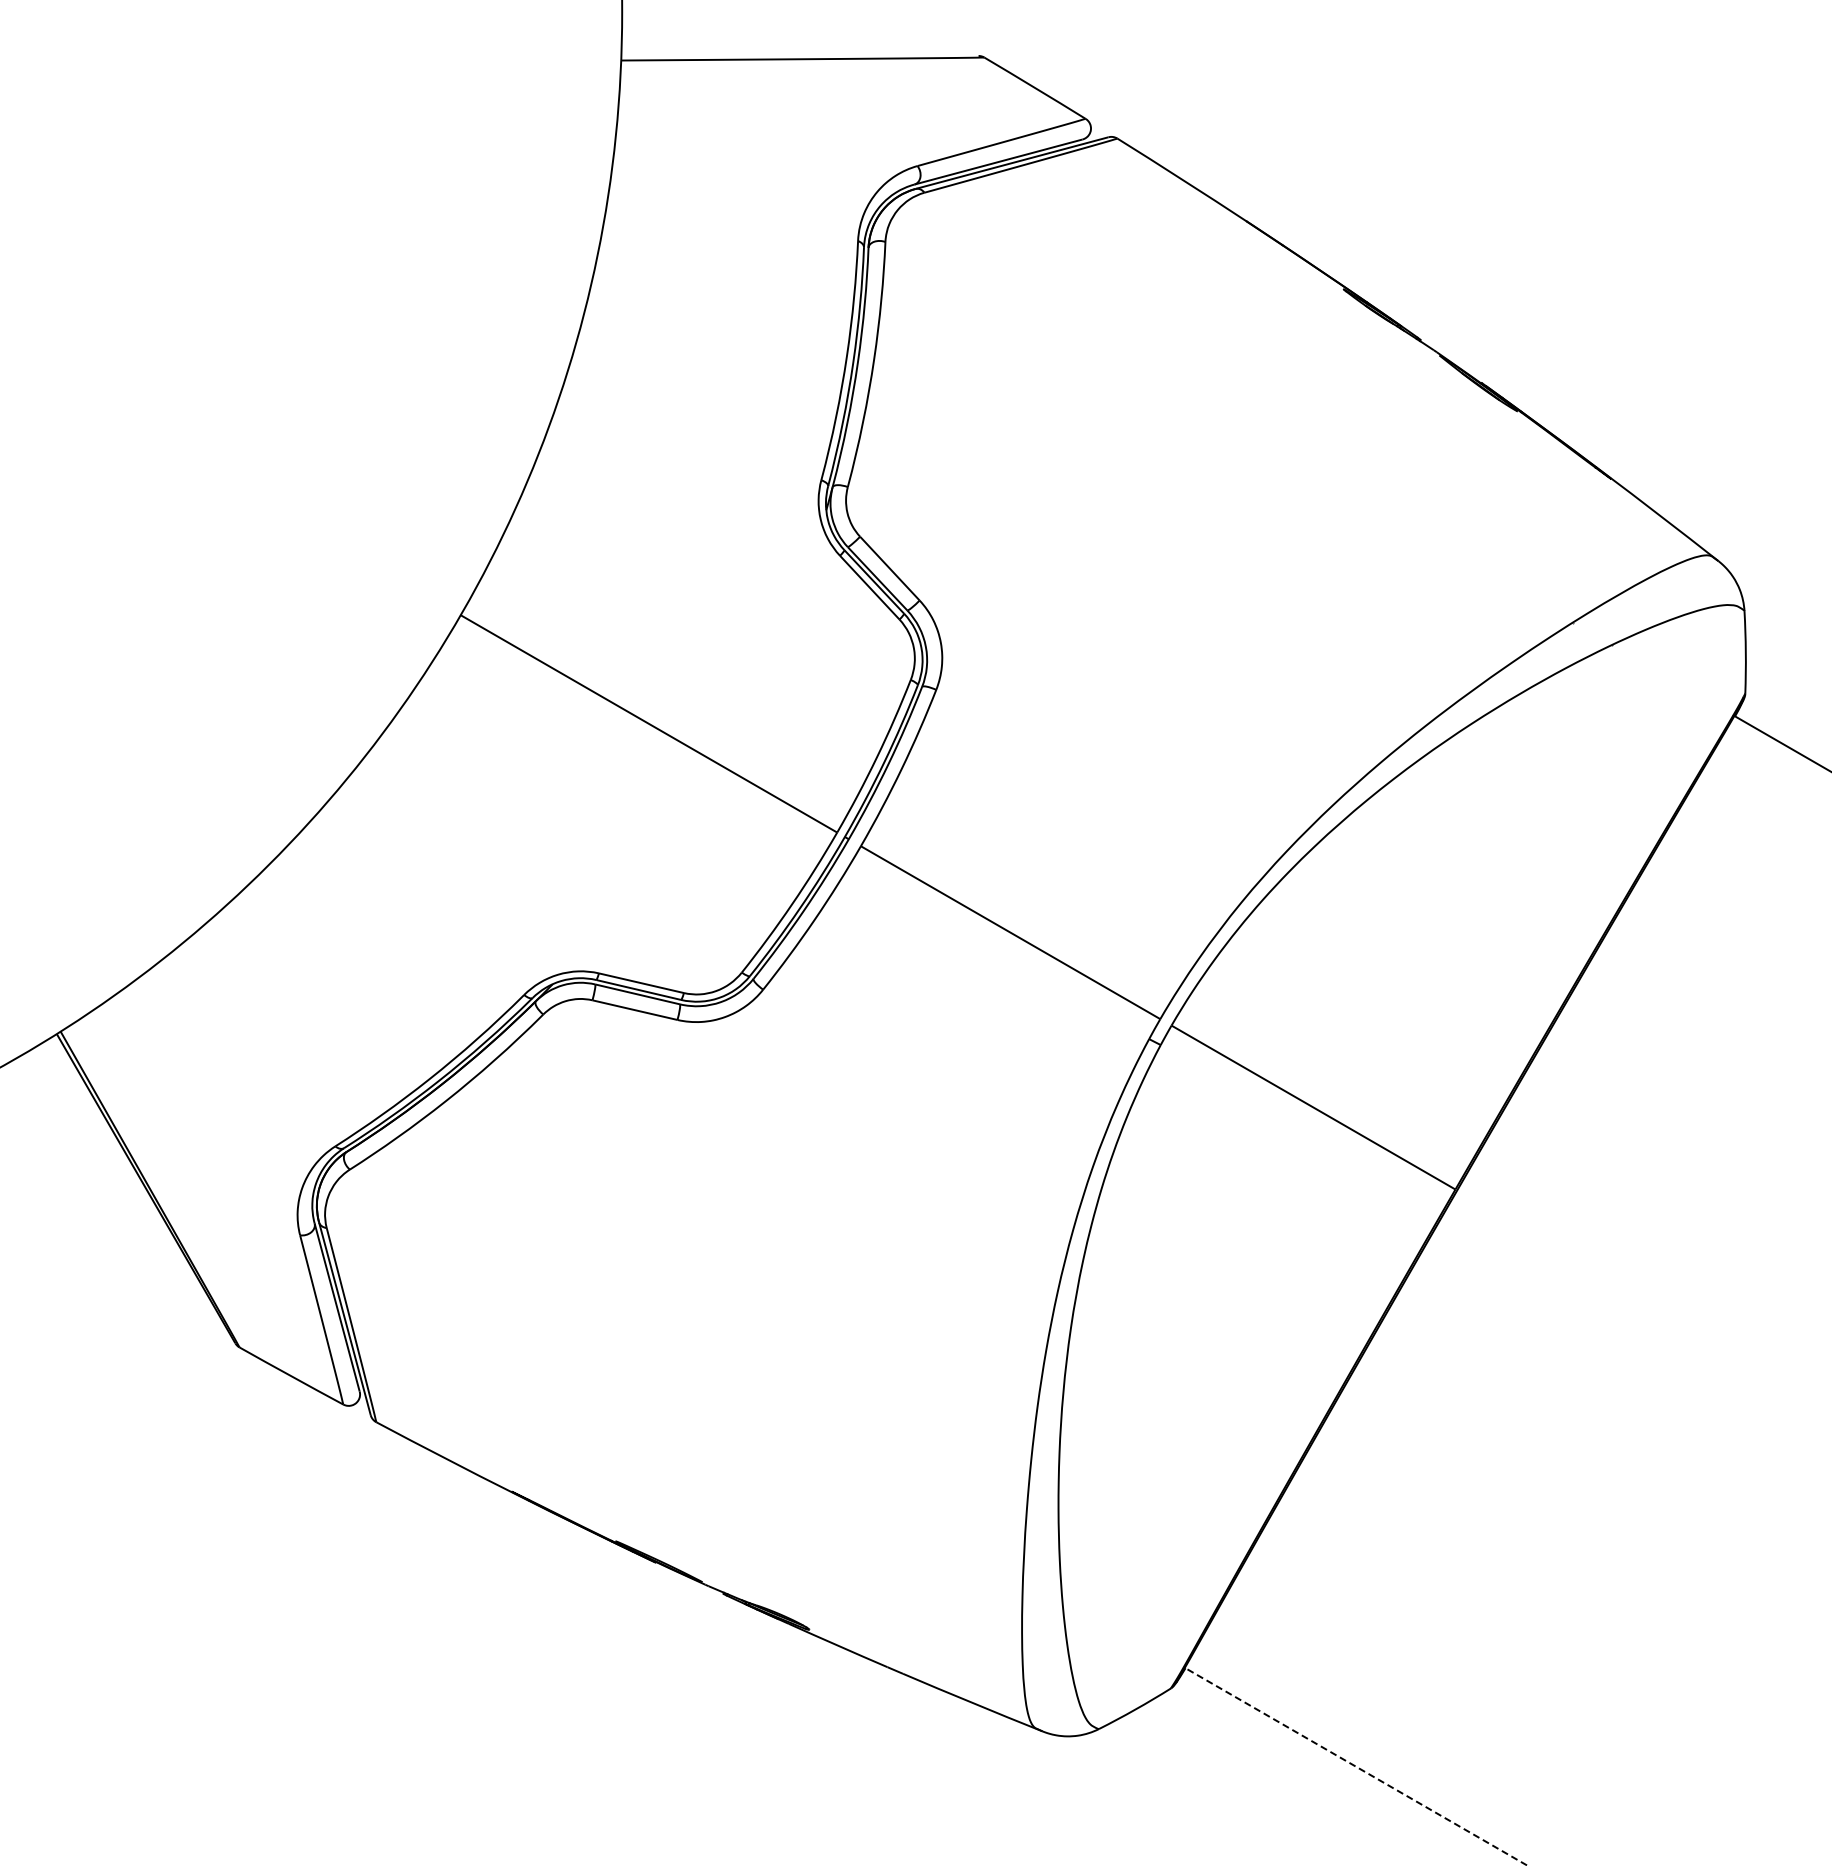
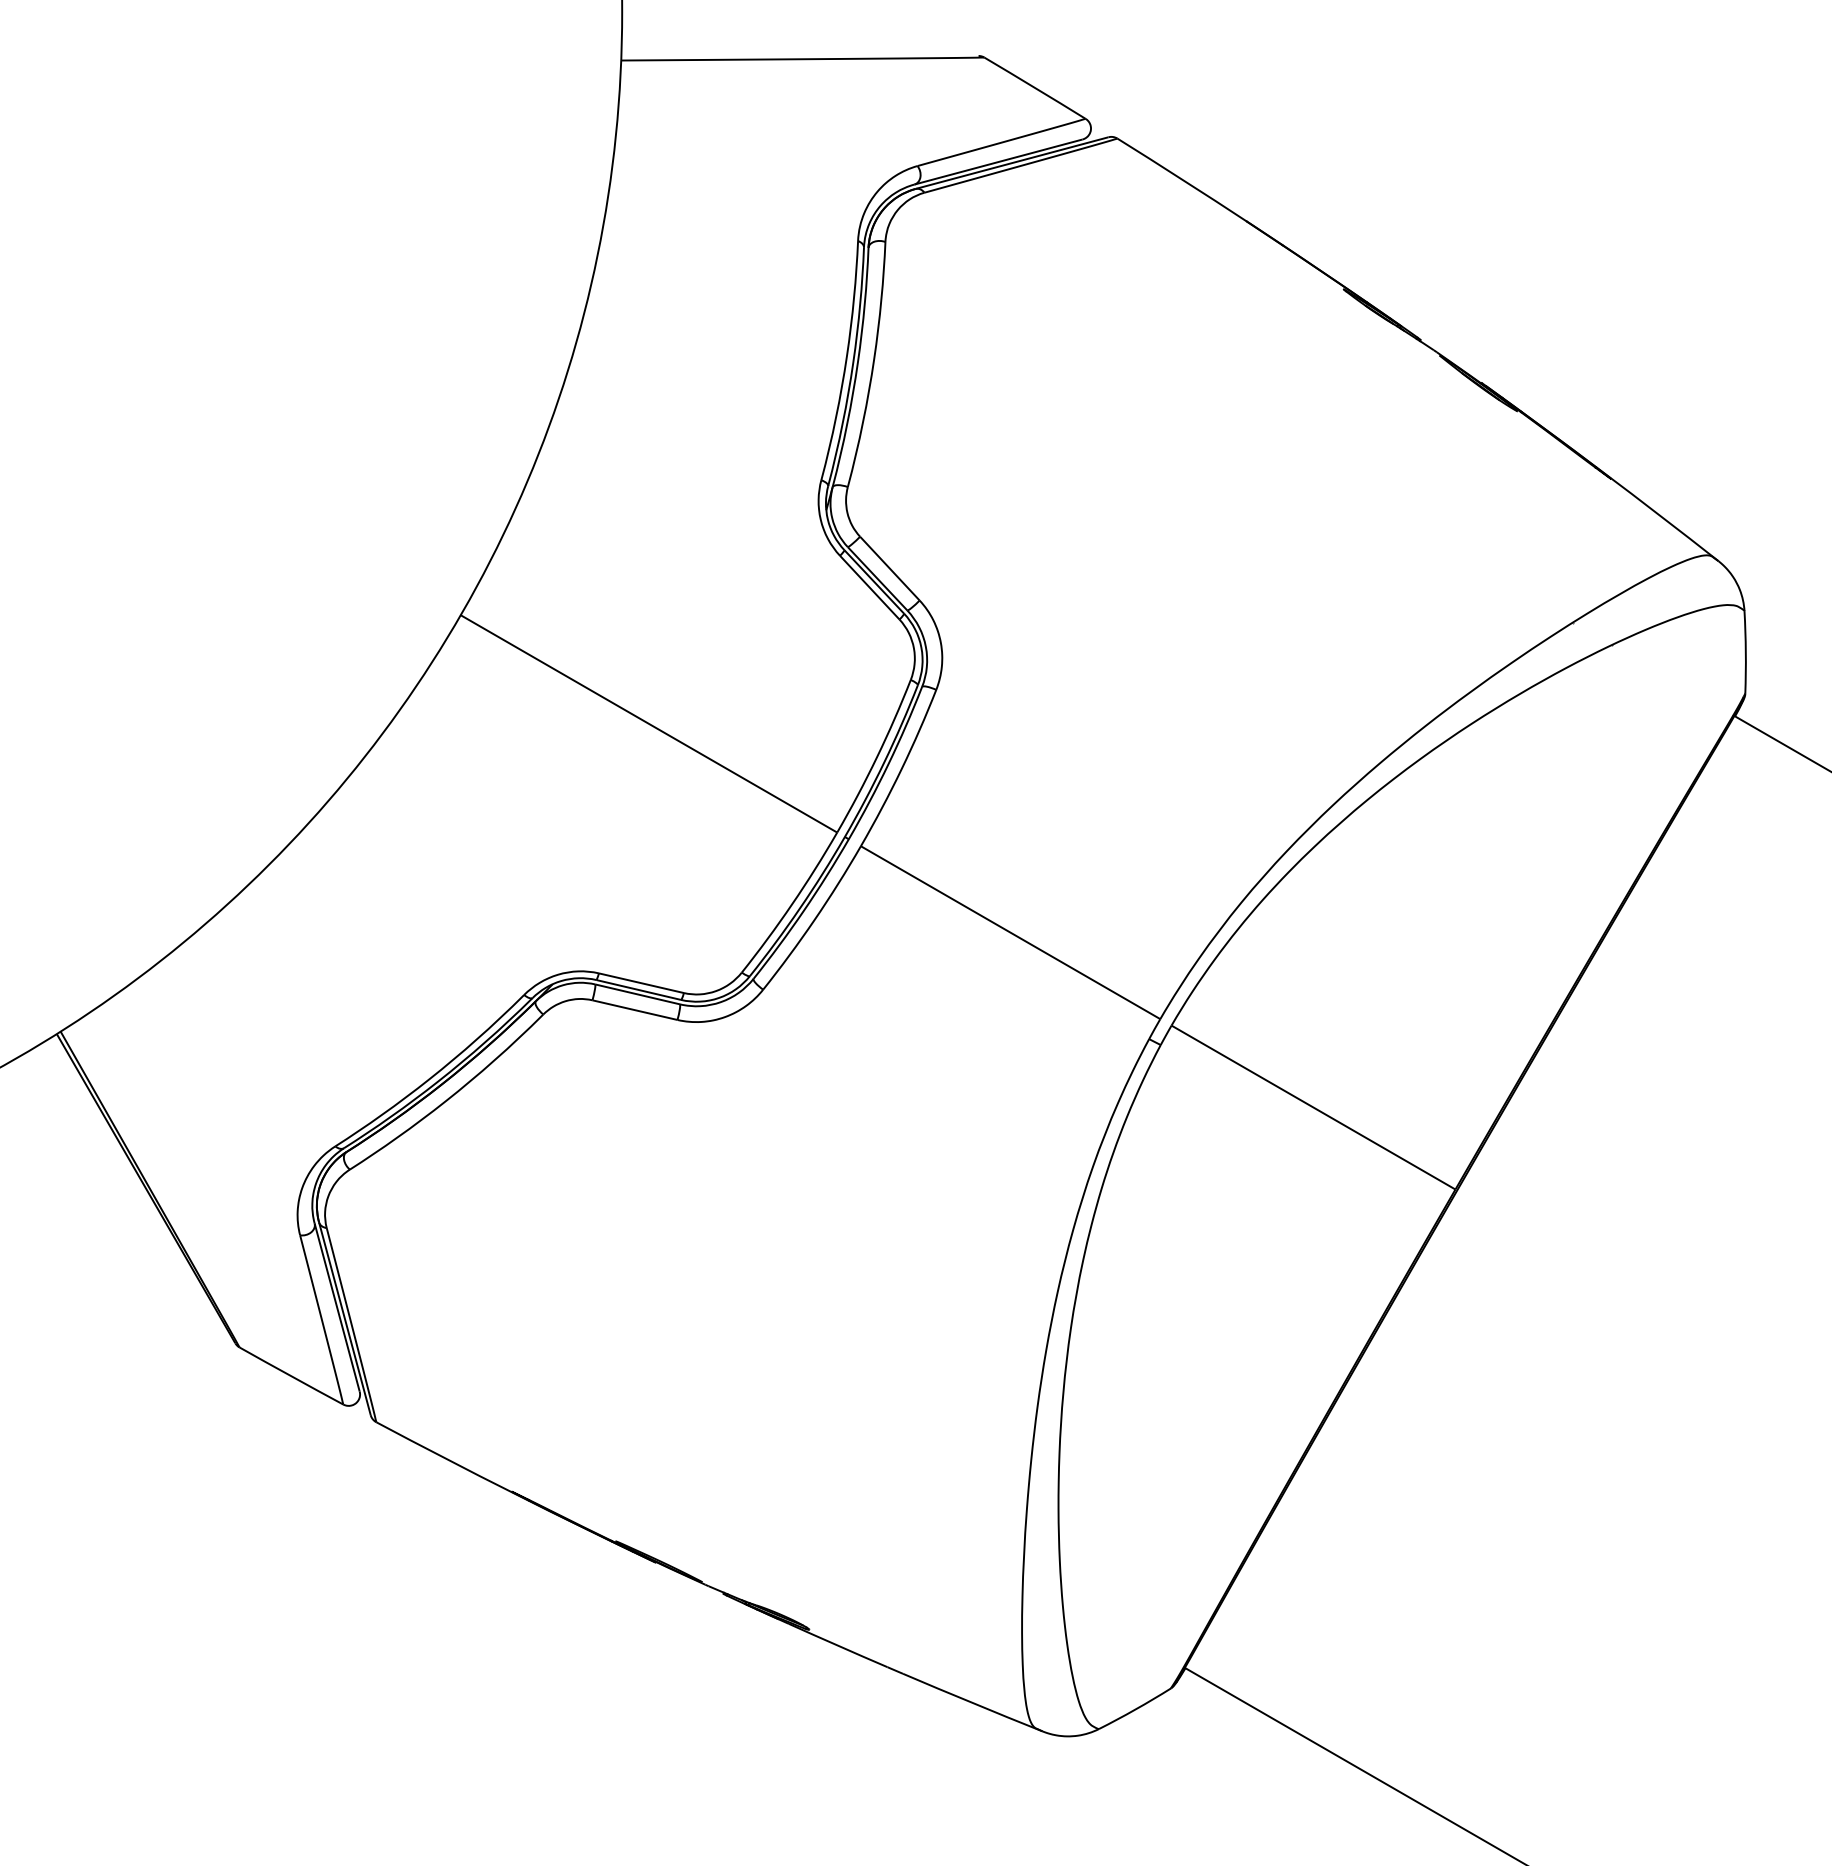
line: dashed -> solid (1356, 1766)
